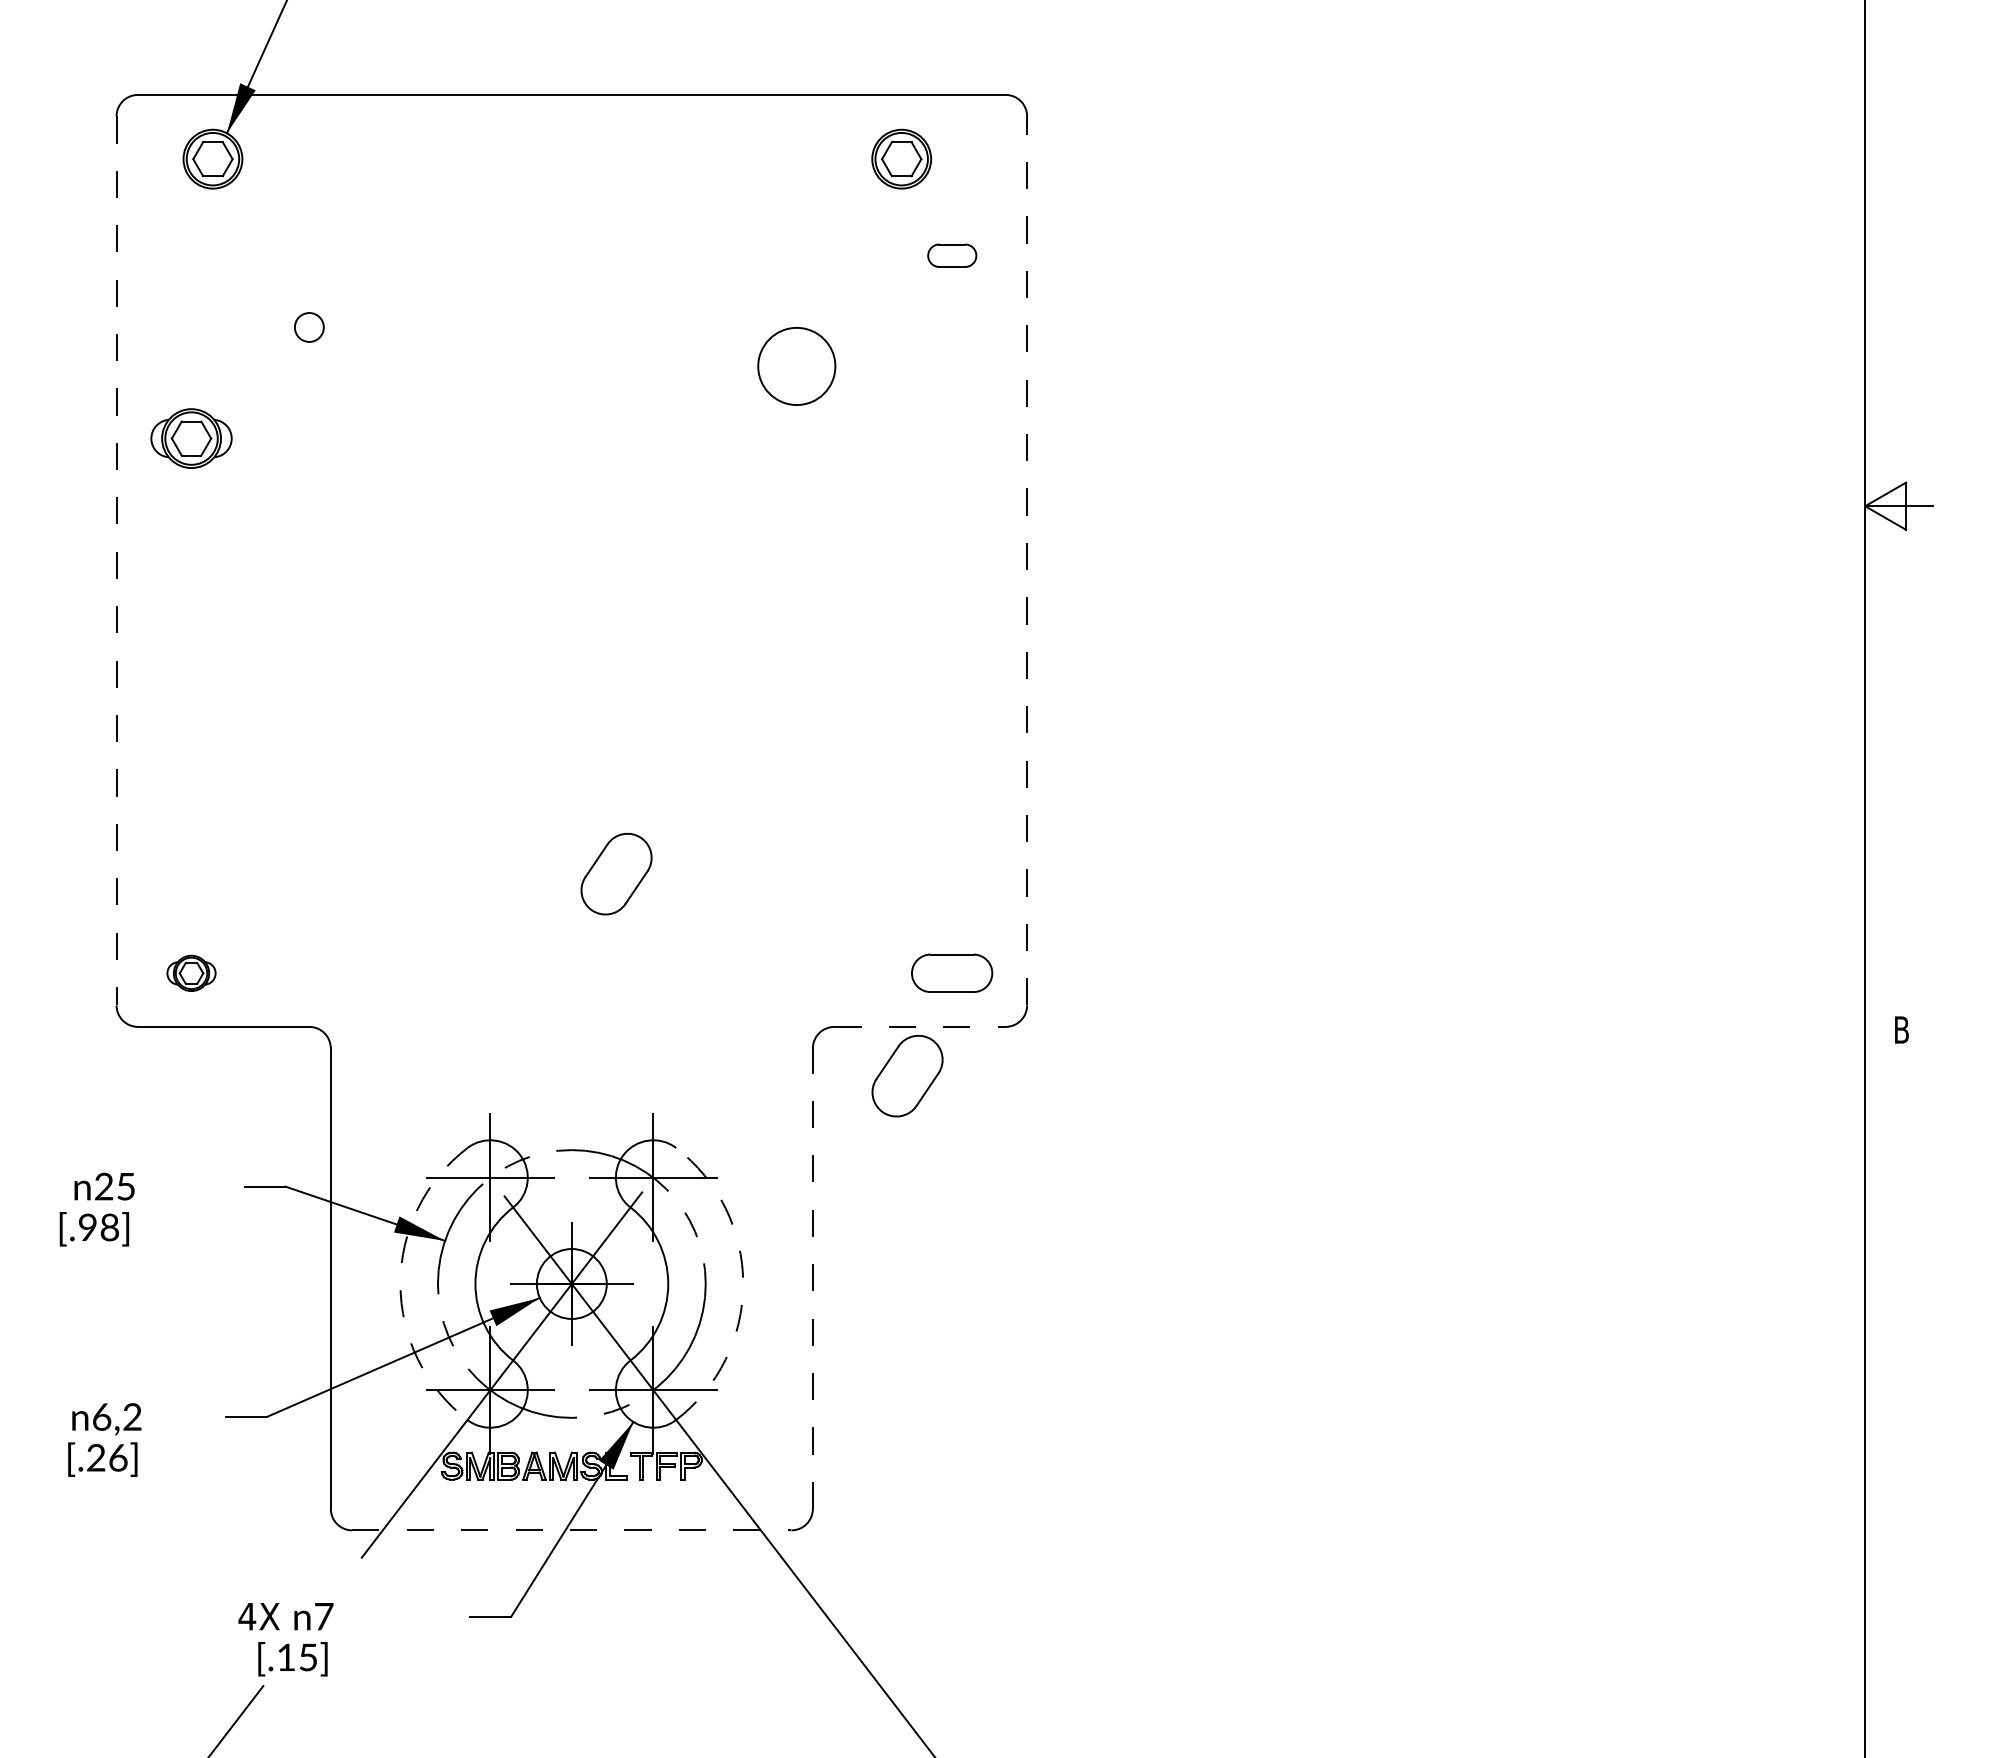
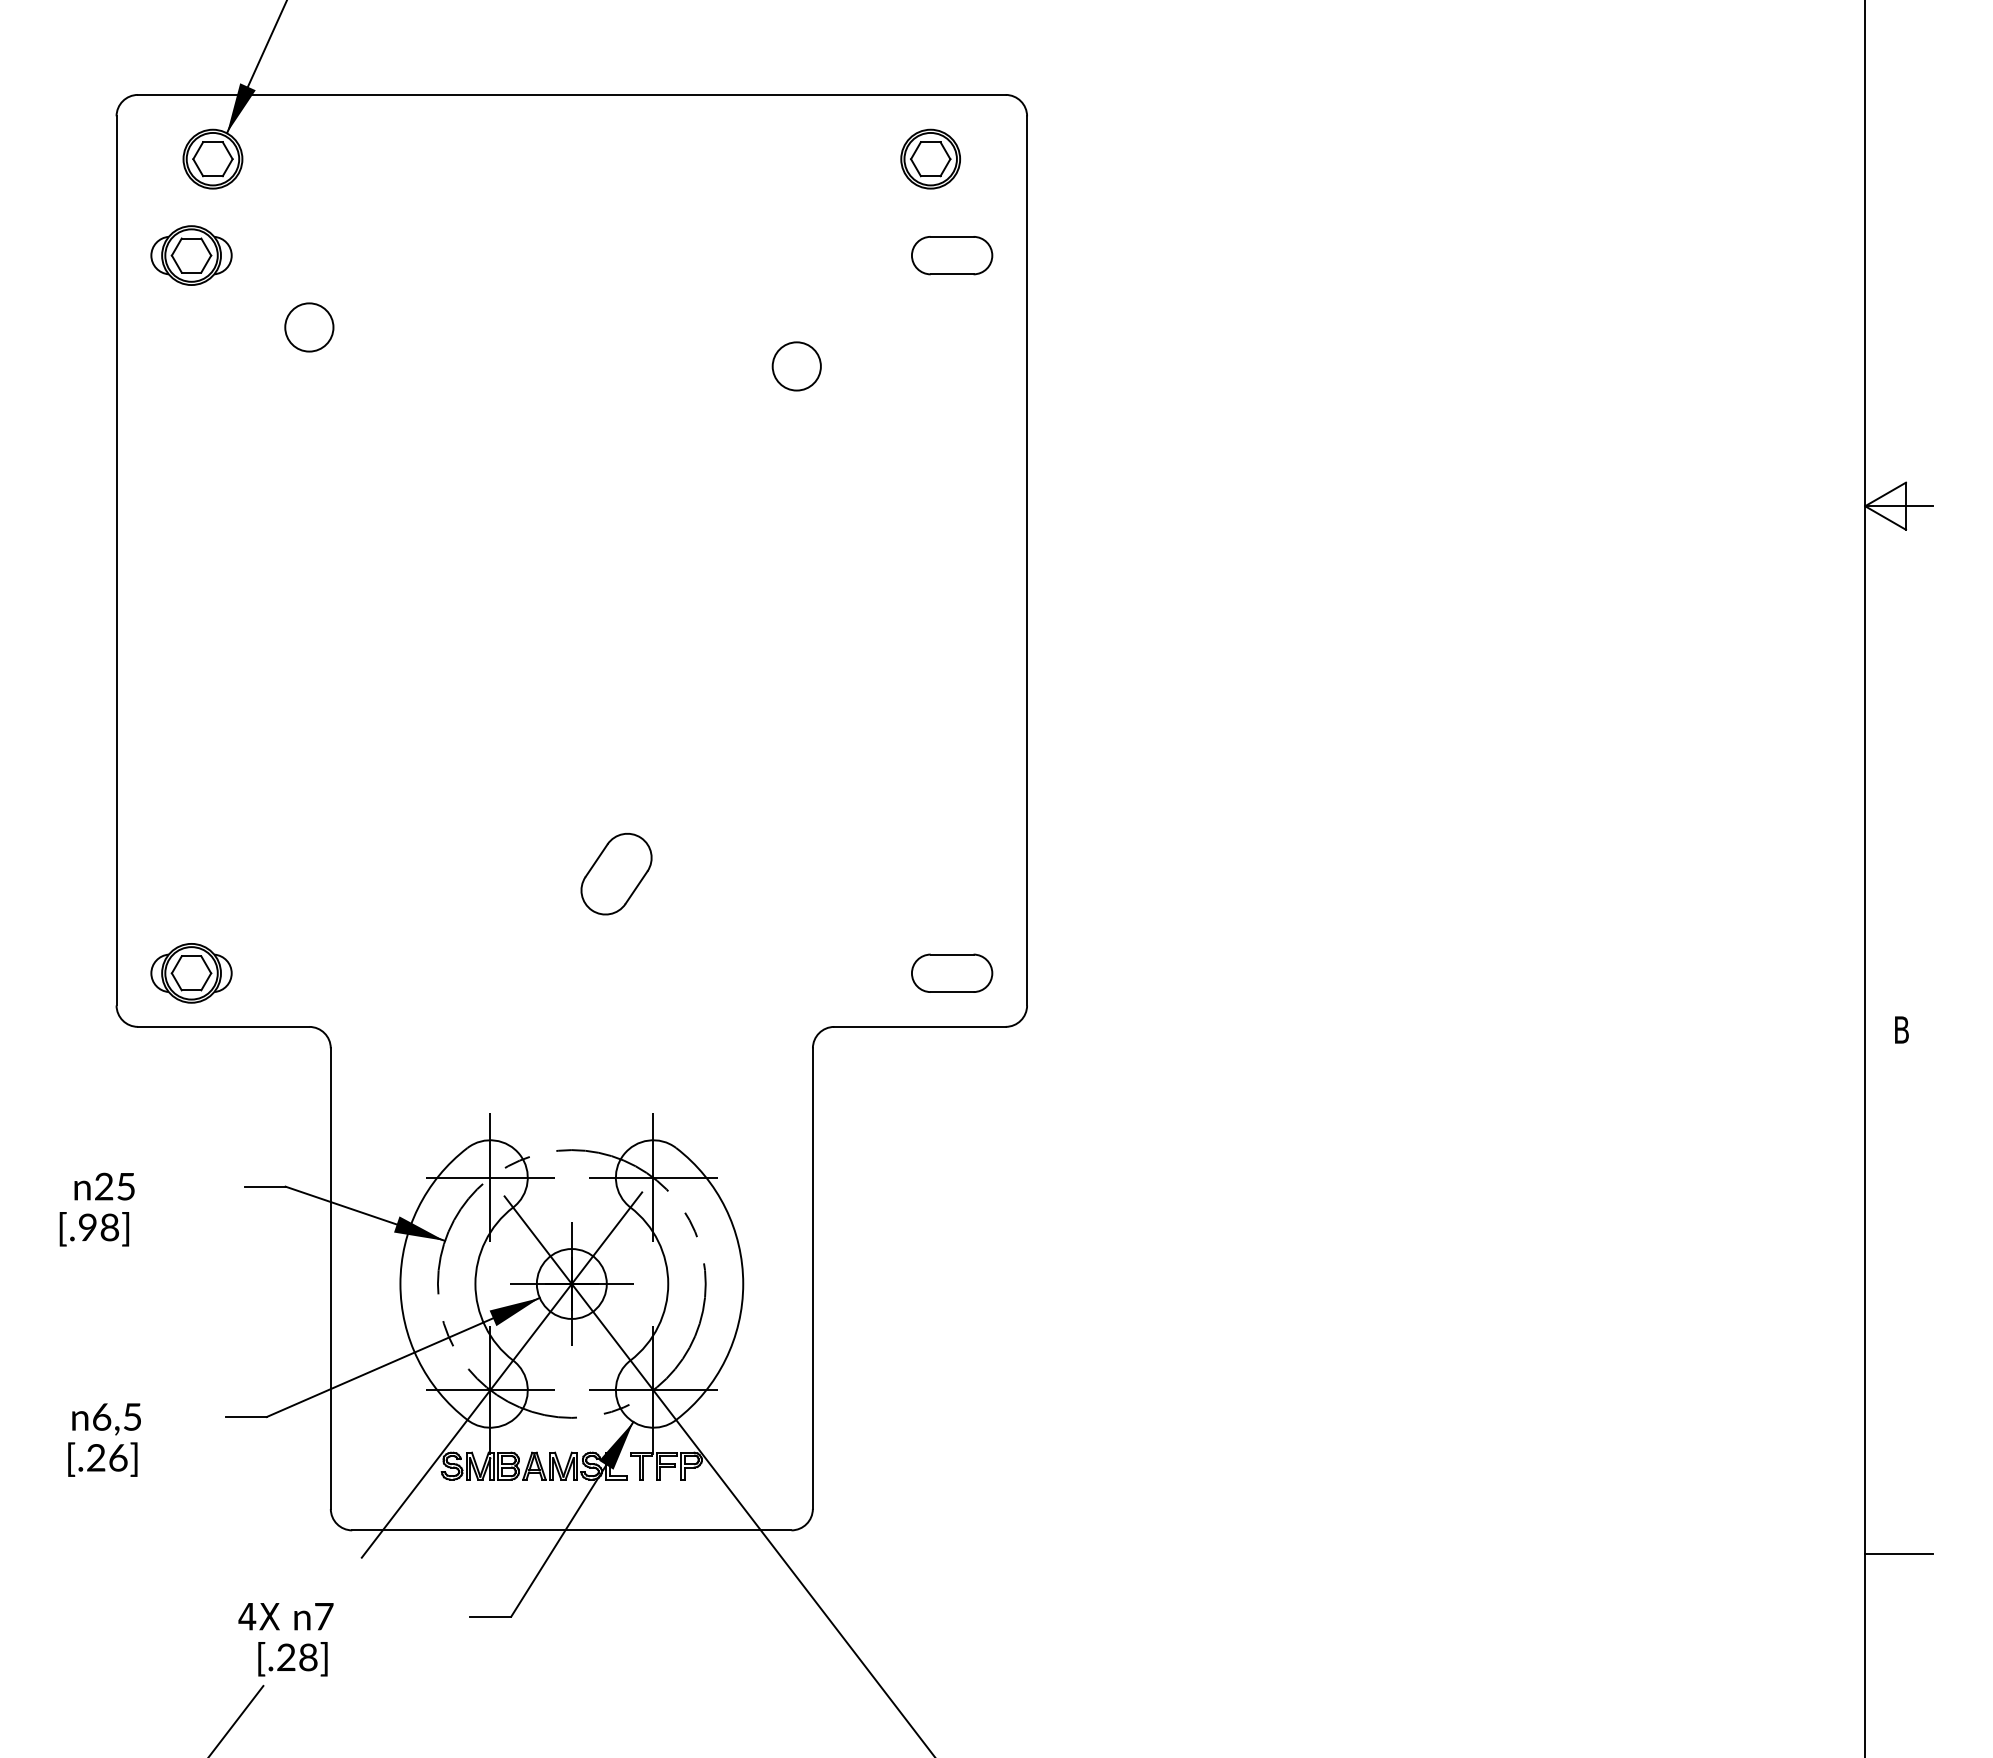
part position: (901, 158) -> (930, 158) (930, 158)
part size: 51x25 px -> 83x40 px (952, 255)
circle diameter: 29 px -> 48 px (309, 327)
circle diameter: 77 px -> 48 px (796, 366)
part position: (191, 438) -> (191, 255) (191, 255)
line: dashed -> solid (116, 560)
line: dashed -> solid (1027, 560)
part size: 51x38 px -> 83x61 px (191, 973)
line: dashed -> solid (920, 1026)
part: present -> none (907, 1076)
line: dashed -> solid (812, 1278)
arc: dashed -> solid (400, 1284)
arc: dashed -> solid (743, 1284)
text: 6,2 -> 6,5 (132, 1416)
line: dashed -> solid (571, 1530)
line: none -> present (1899, 1553)
text: [.15] -> [.28] (297, 1657)
